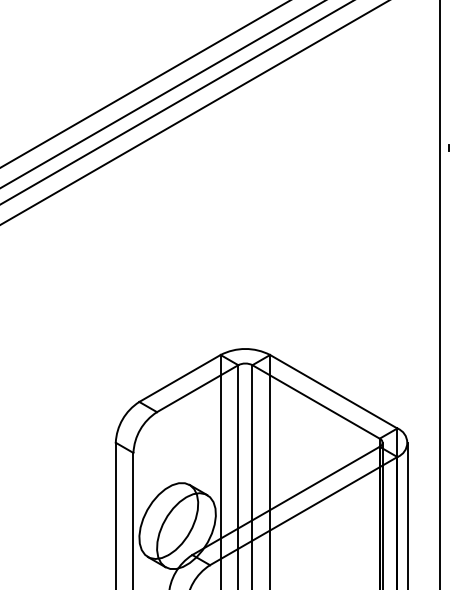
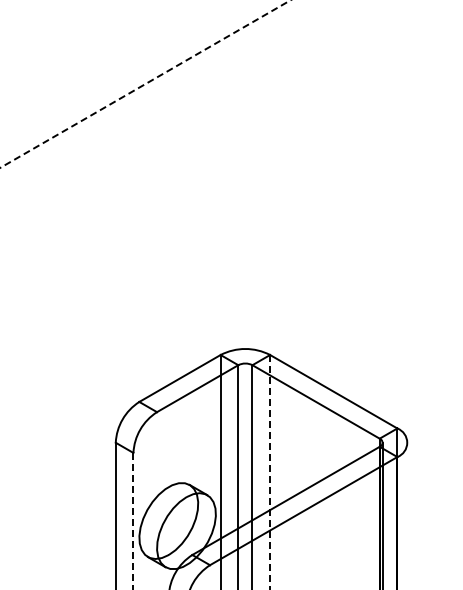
line: solid -> dashed (146, 83)
line: present -> none (162, 94)
line: present -> none (176, 102)
line: present -> none (194, 112)
line: present -> none (448, 147)
line: present -> none (440, 294)
line: solid -> dashed (270, 472)
line: present -> none (407, 514)
line: solid -> dashed (133, 521)
